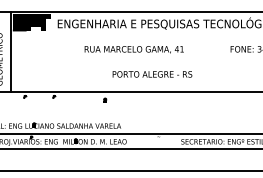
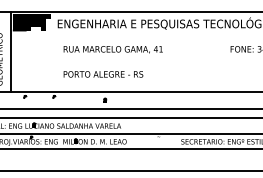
text position: (133, 49) -> (112, 49) (112, 49)
text position: (152, 74) -> (103, 74) (103, 74)
line: none -> present (130, 108)
line: none -> present (130, 117)
